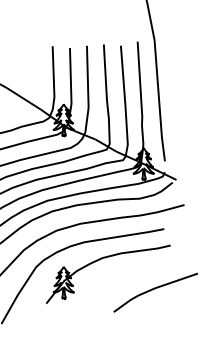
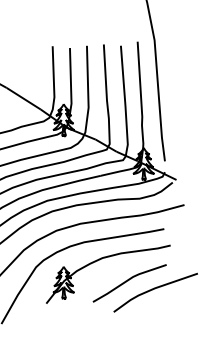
line: none -> present (128, 281)
